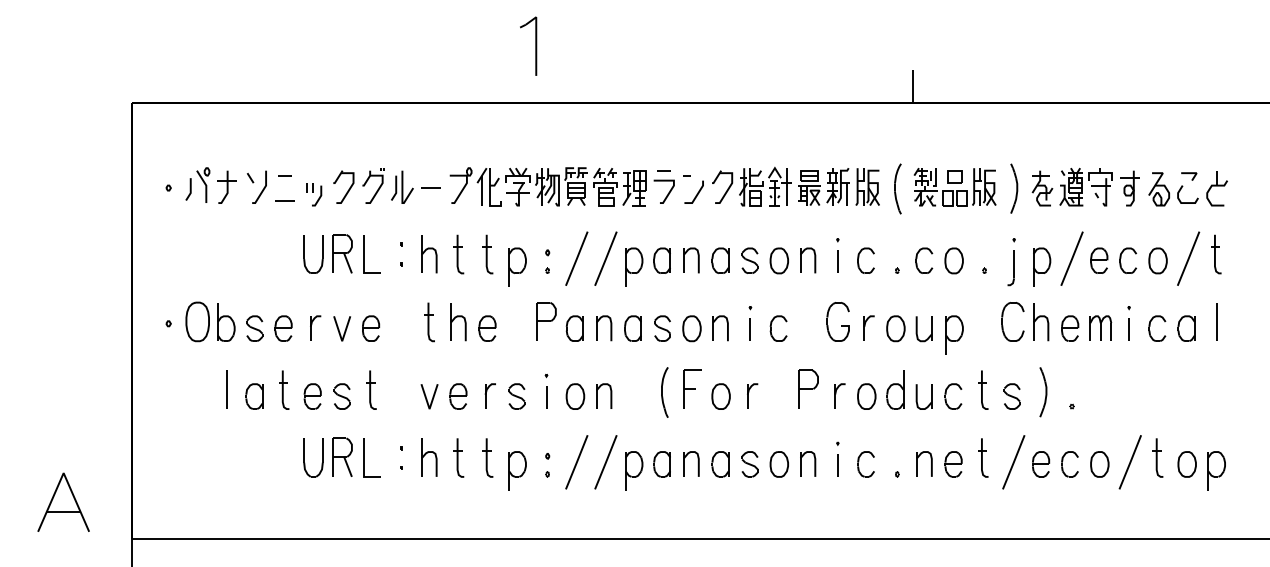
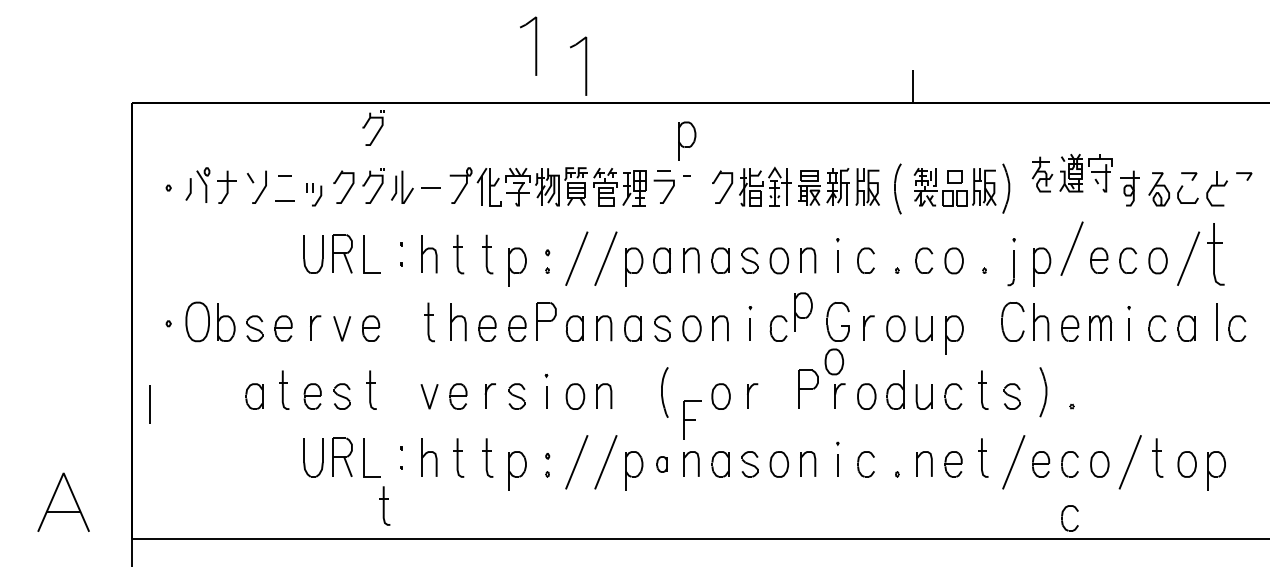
part: none -> present (585, 65)
part: none -> present (373, 127)
part: none -> present (687, 140)
curve: none -> present (1244, 174)
part position: (1071, 187) -> (1071, 173) (1071, 173)
part position: (1014, 188) -> (1006, 188) (1006, 188)
curve: present -> none (697, 192)
part size: 11x41 px -> 18x63 px (1215, 254)
line position: (1071, 258) -> (1071, 248) (1071, 248)
part: none -> present (803, 311)
part: none -> present (1230, 326)
part: none -> present (517, 328)
part: none -> present (833, 361)
part position: (692, 388) -> (692, 419) (692, 419)
line position: (226, 389) -> (149, 404) (149, 404)
part size: 18x27 px -> 12x17 px (661, 464)
part: none -> present (384, 505)
part: none -> present (1062, 518)
